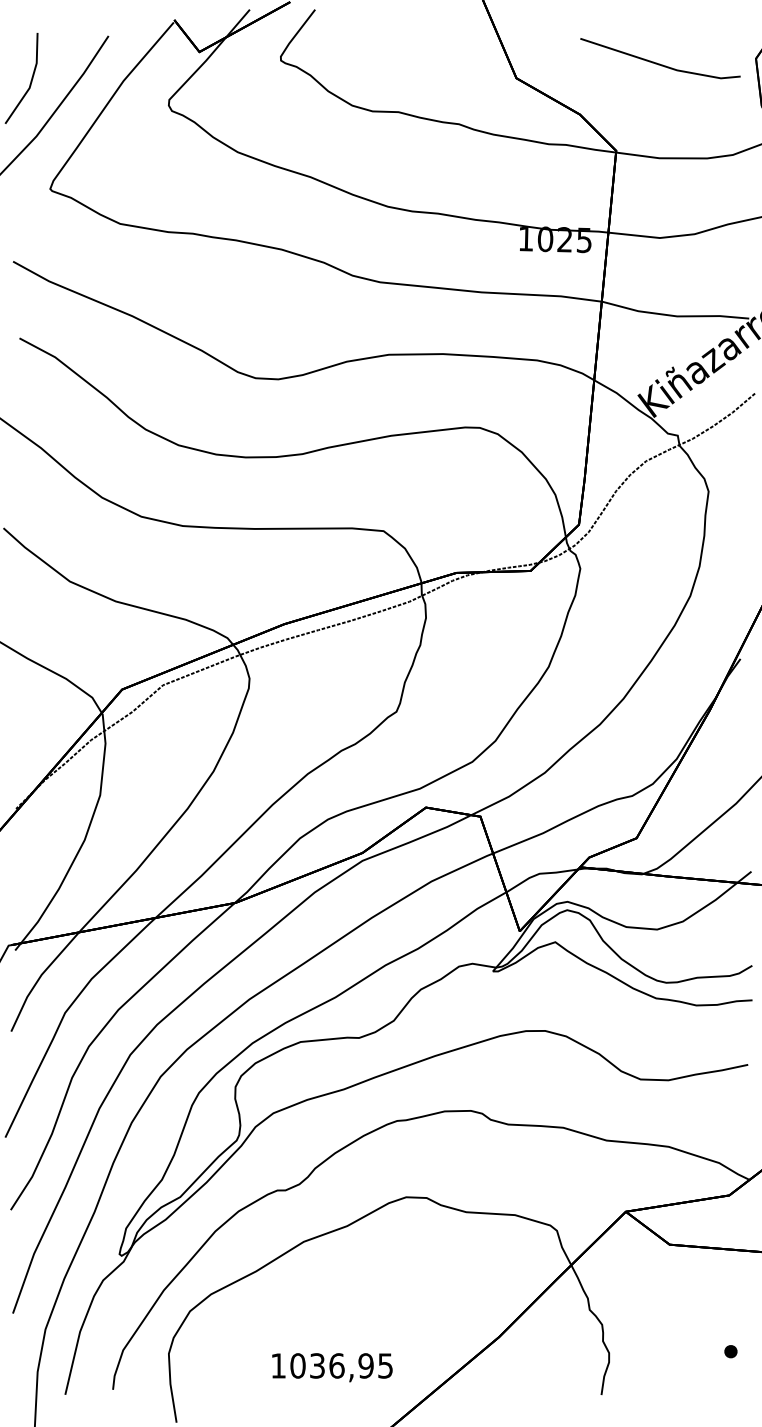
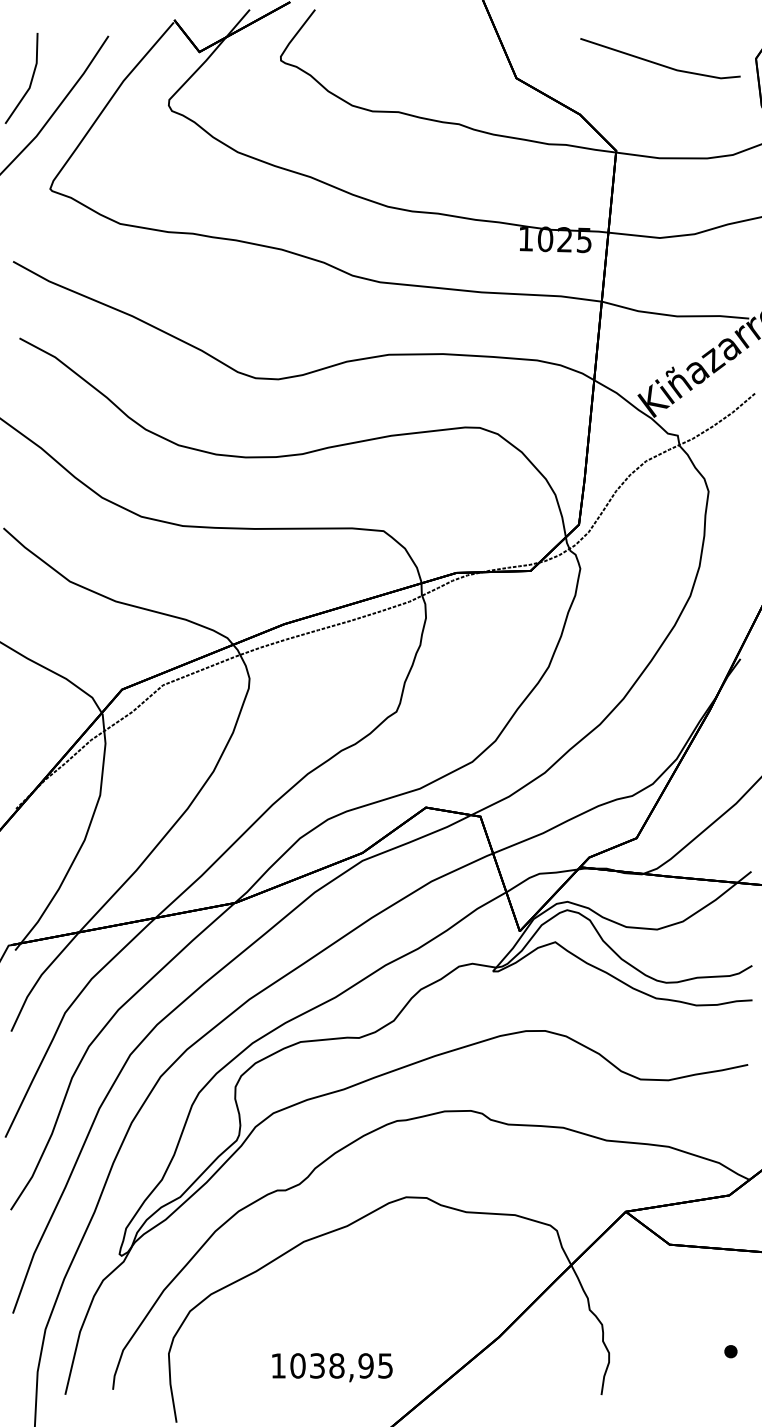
text: 1036,95 -> 1038,95 (336, 1365)
